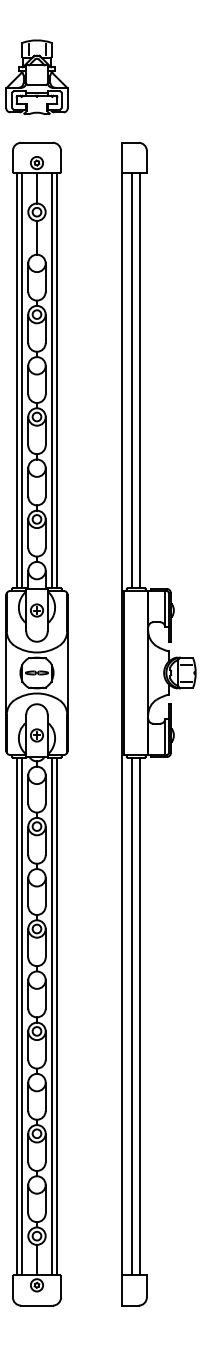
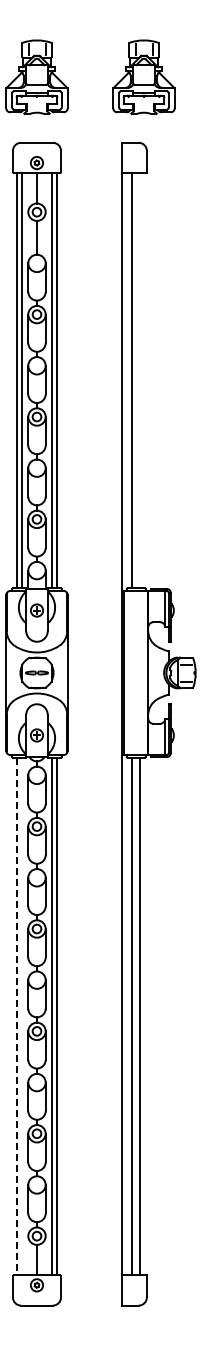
part: none -> present (143, 76)
line: present -> none (140, 380)
line: solid -> dashed (16, 1016)
line: present -> none (21, 1016)
